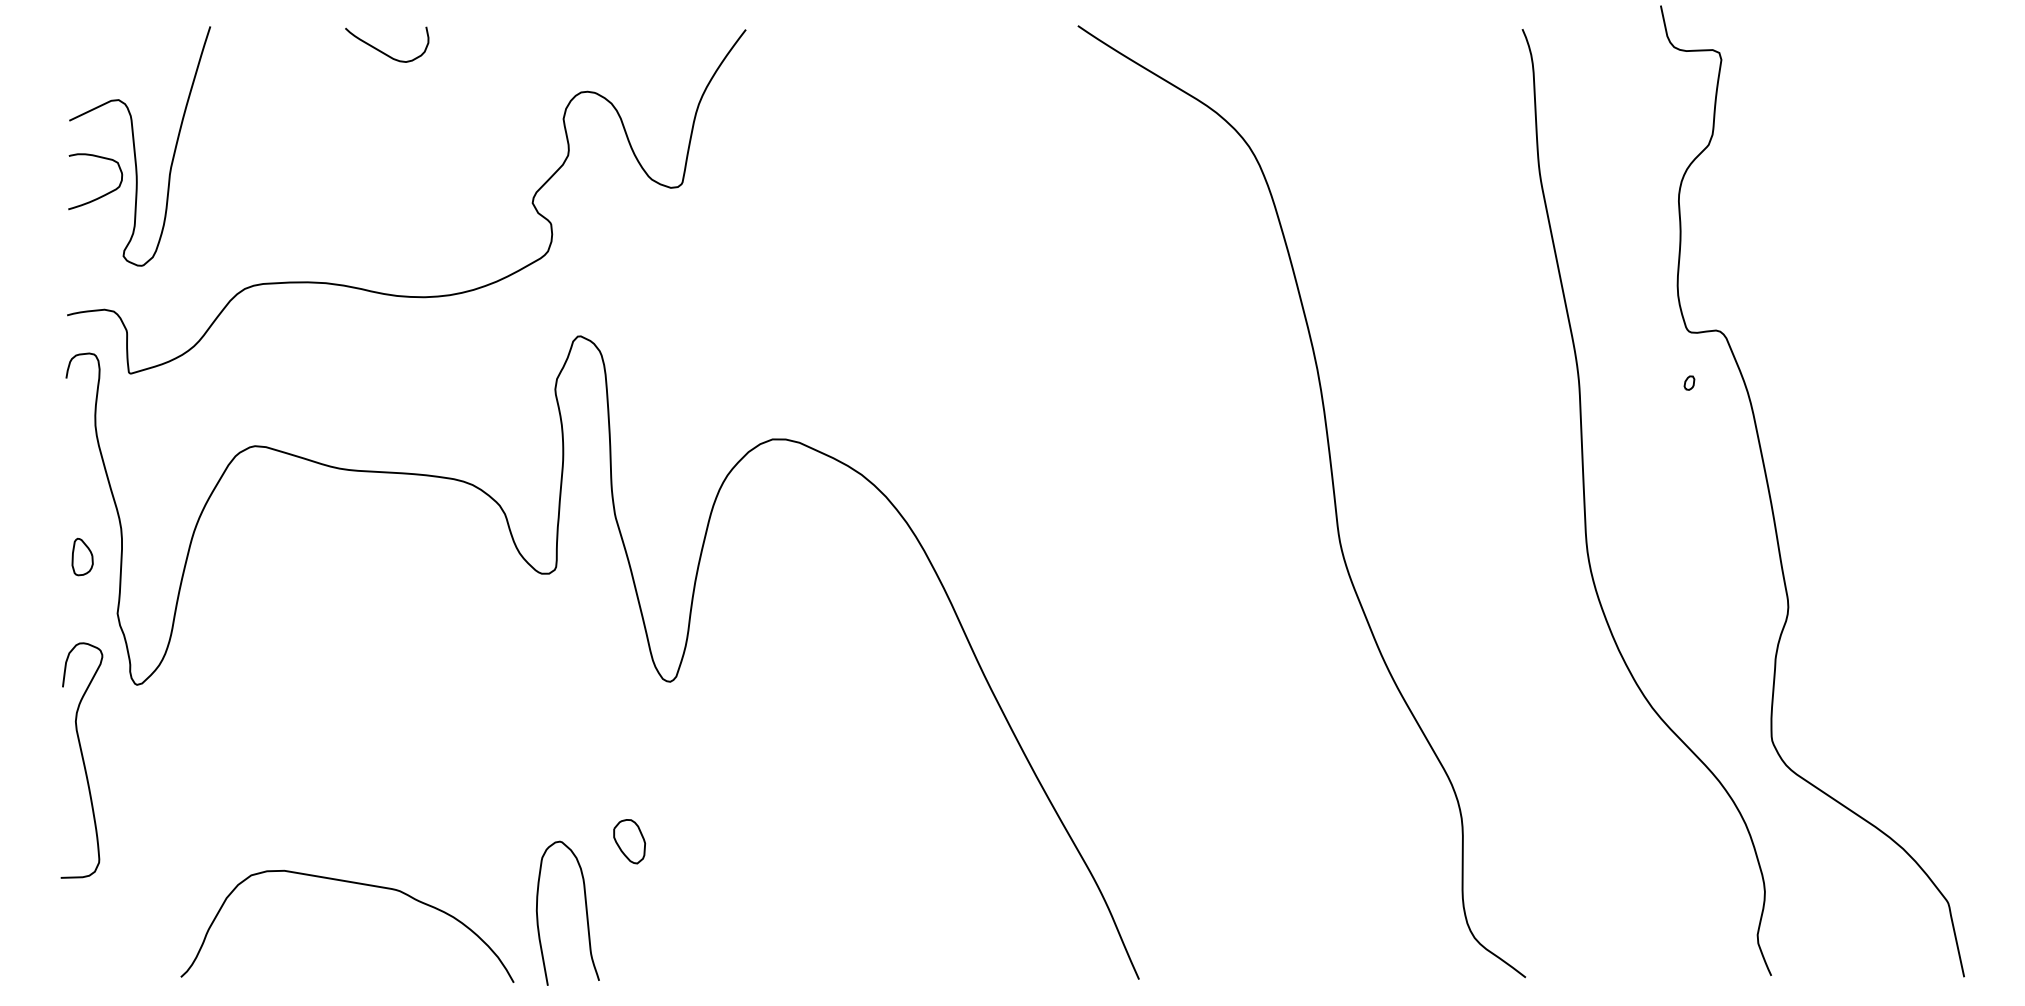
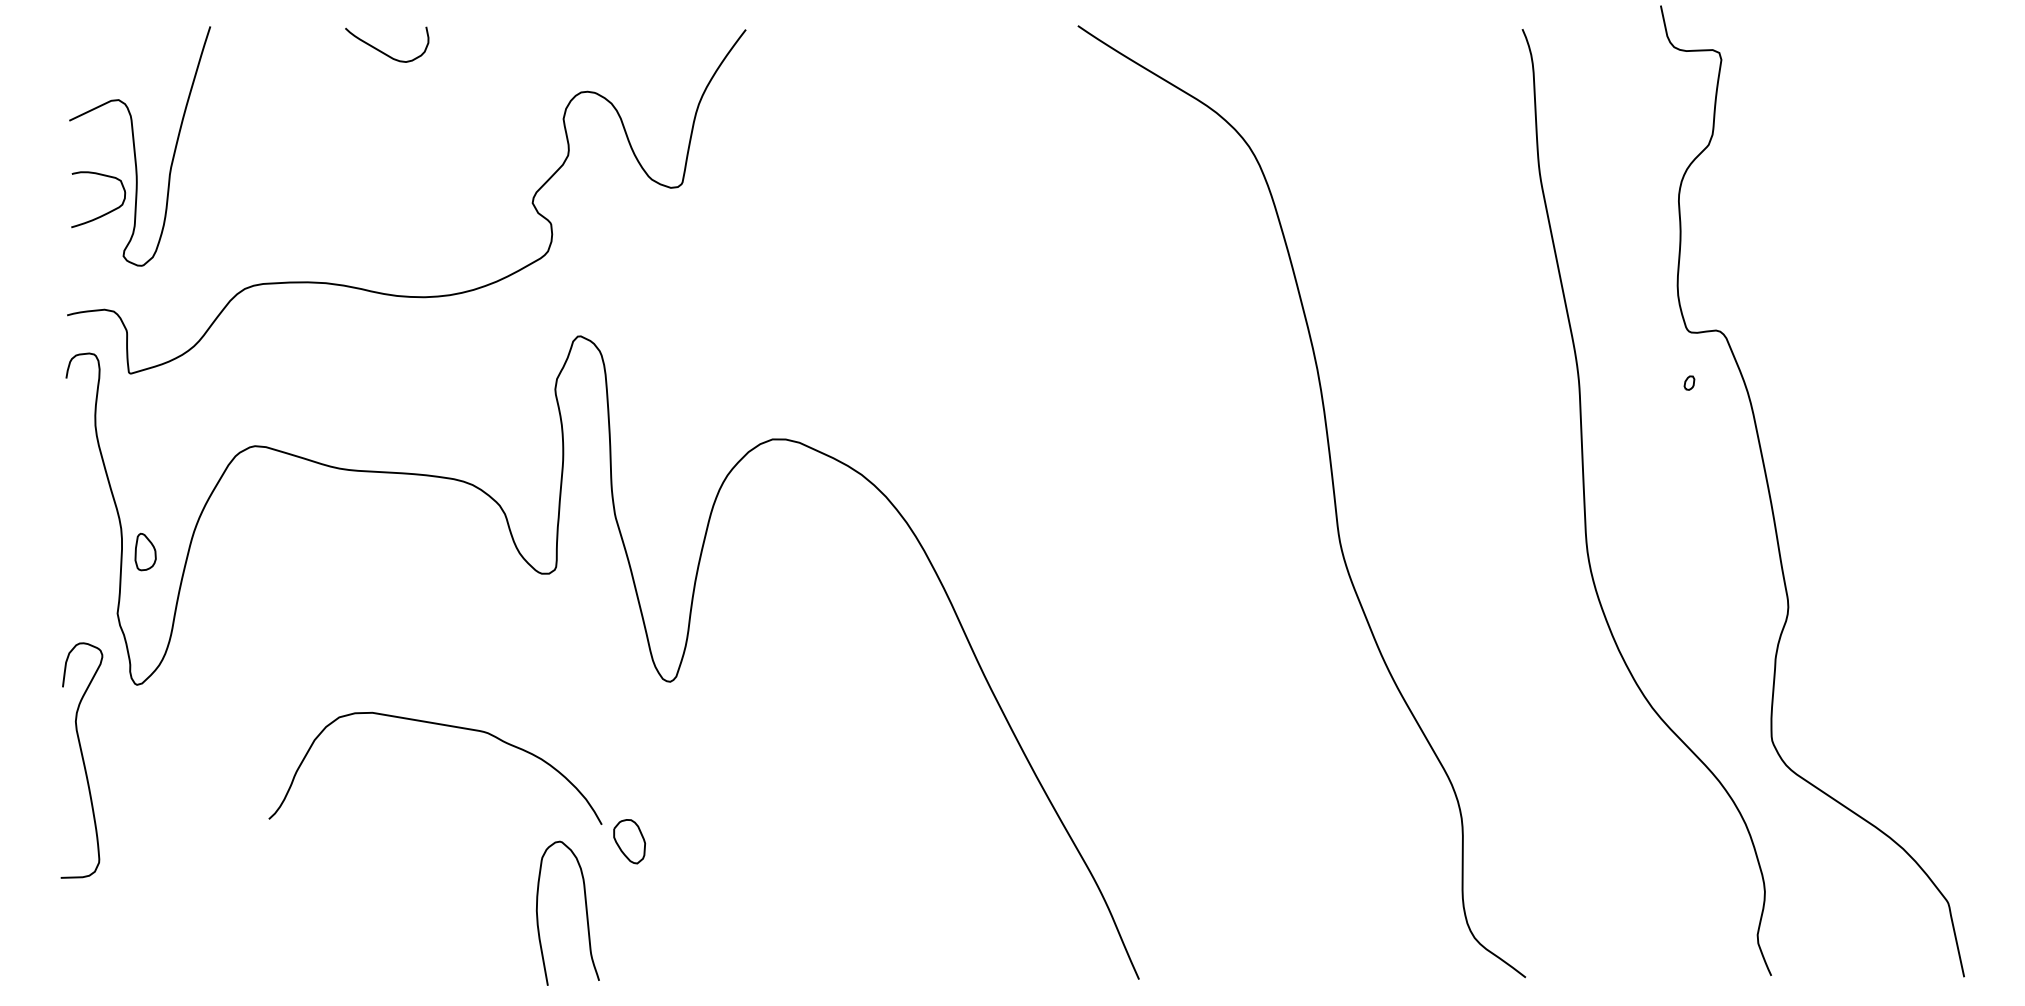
curve position: (101, 195) -> (104, 213) (104, 213)
part position: (82, 556) -> (145, 551) (145, 551)
curve position: (351, 883) -> (439, 725) (439, 725)
